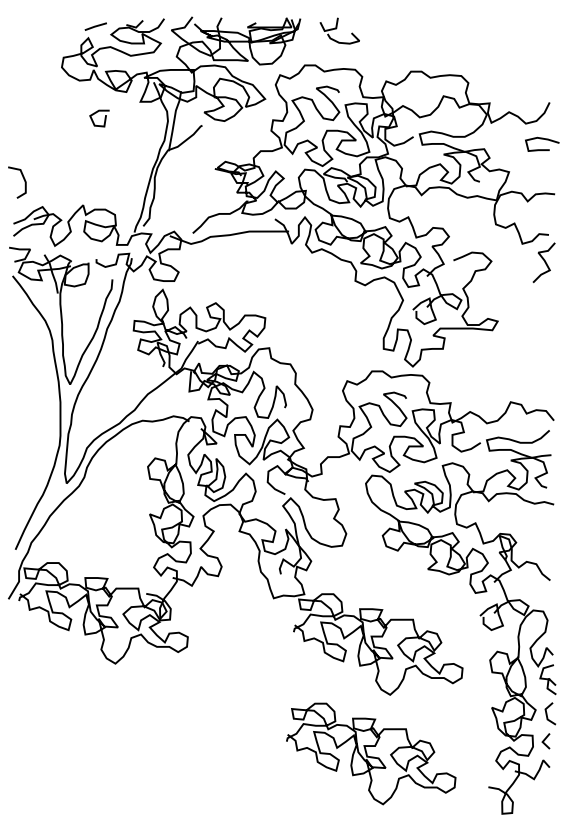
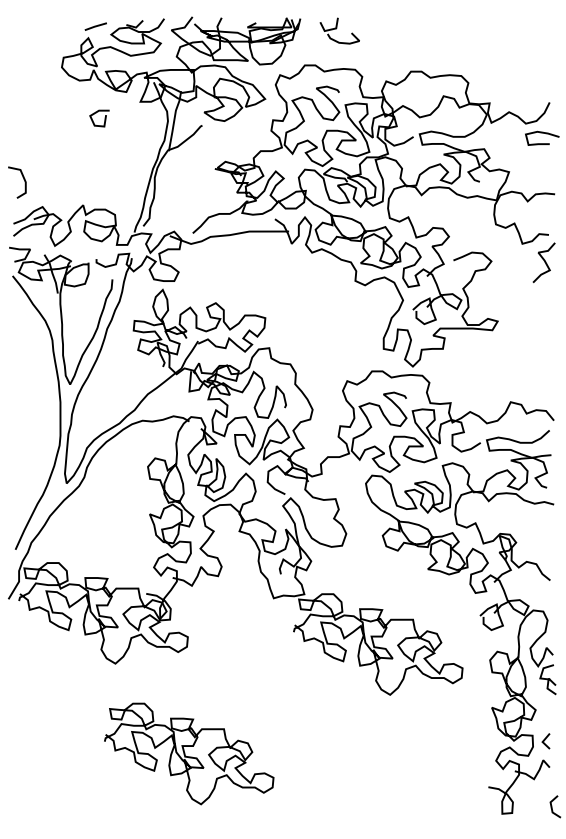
curve position: (542, 139) -> (542, 133) (542, 133)
line position: (547, 713) -> (552, 806) (552, 806)
curve position: (371, 756) -> (189, 756) (189, 756)
